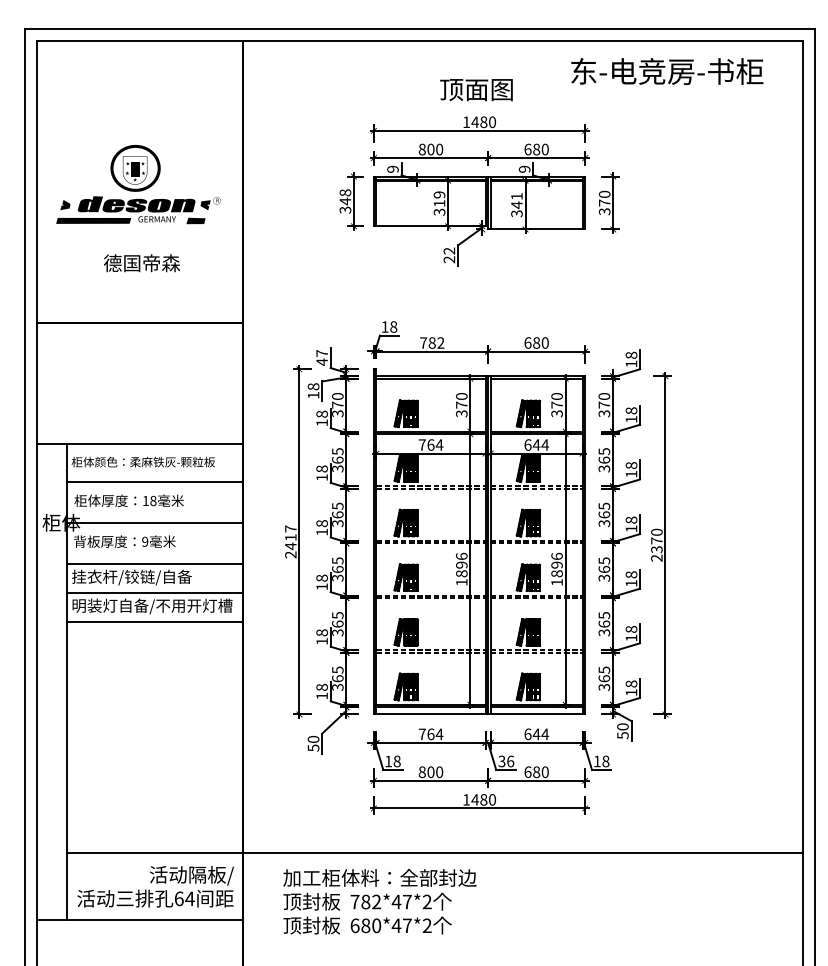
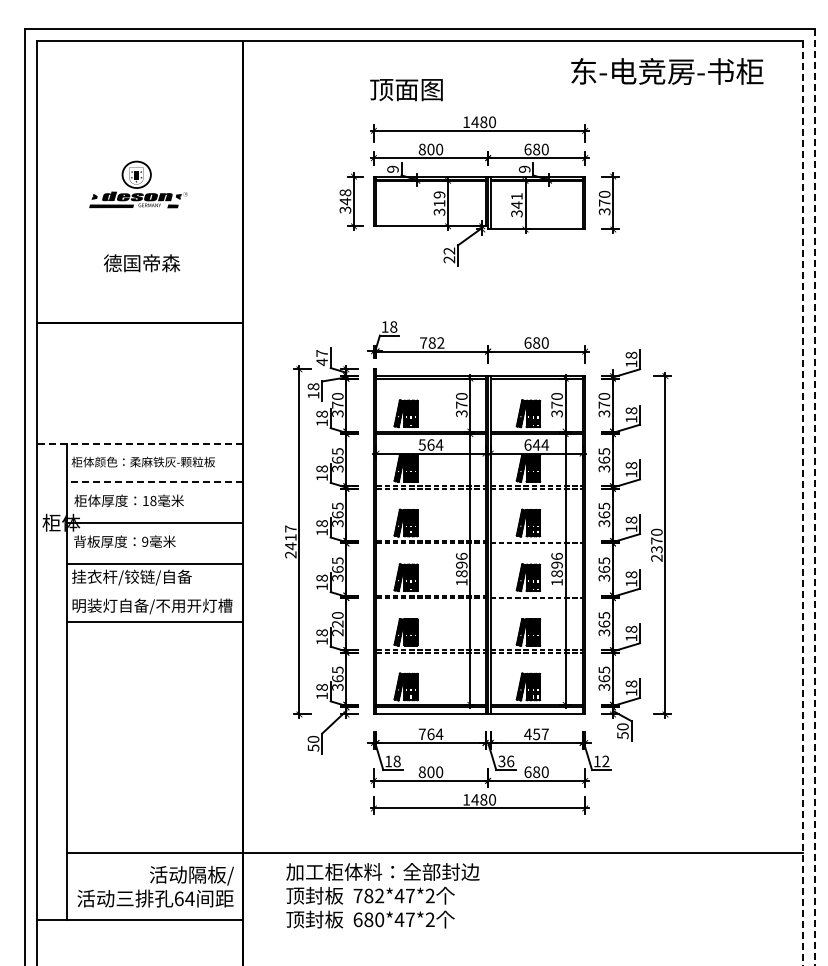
text position: (476, 90) -> (406, 90) (406, 90)
part size: 165x81 px -> 99x49 px (138, 184)
line: solid -> dashed (139, 443)
text: 764 -> 564 (421, 444)
line: solid -> dashed (154, 482)
line: solid -> dashed (815, 497)
line: solid -> dashed (803, 503)
line: present -> none (536, 540)
line: present -> none (154, 592)
line: present -> none (536, 595)
text: 365 -> 220 (337, 624)
text: 644 -> 457 (536, 734)
text: 18 -> 12 (605, 761)
text position: (379, 901) -> (382, 895) (382, 895)
